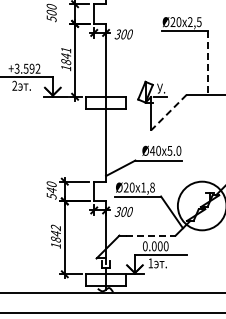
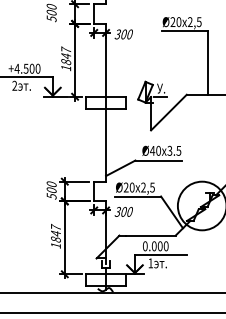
text: 1841 -> 1847 (66, 49)
line: dashed -> solid (207, 62)
text: +3.592 -> +4.500 (27, 68)
line: dashed -> solid (168, 112)
text: 5.0 -> 3.5 (174, 150)
text: 1,8 -> 2,5 (147, 187)
text: 540 -> 500 (51, 190)
text: 1842 -> 1847 (55, 227)
line: dashed -> solid (151, 235)
